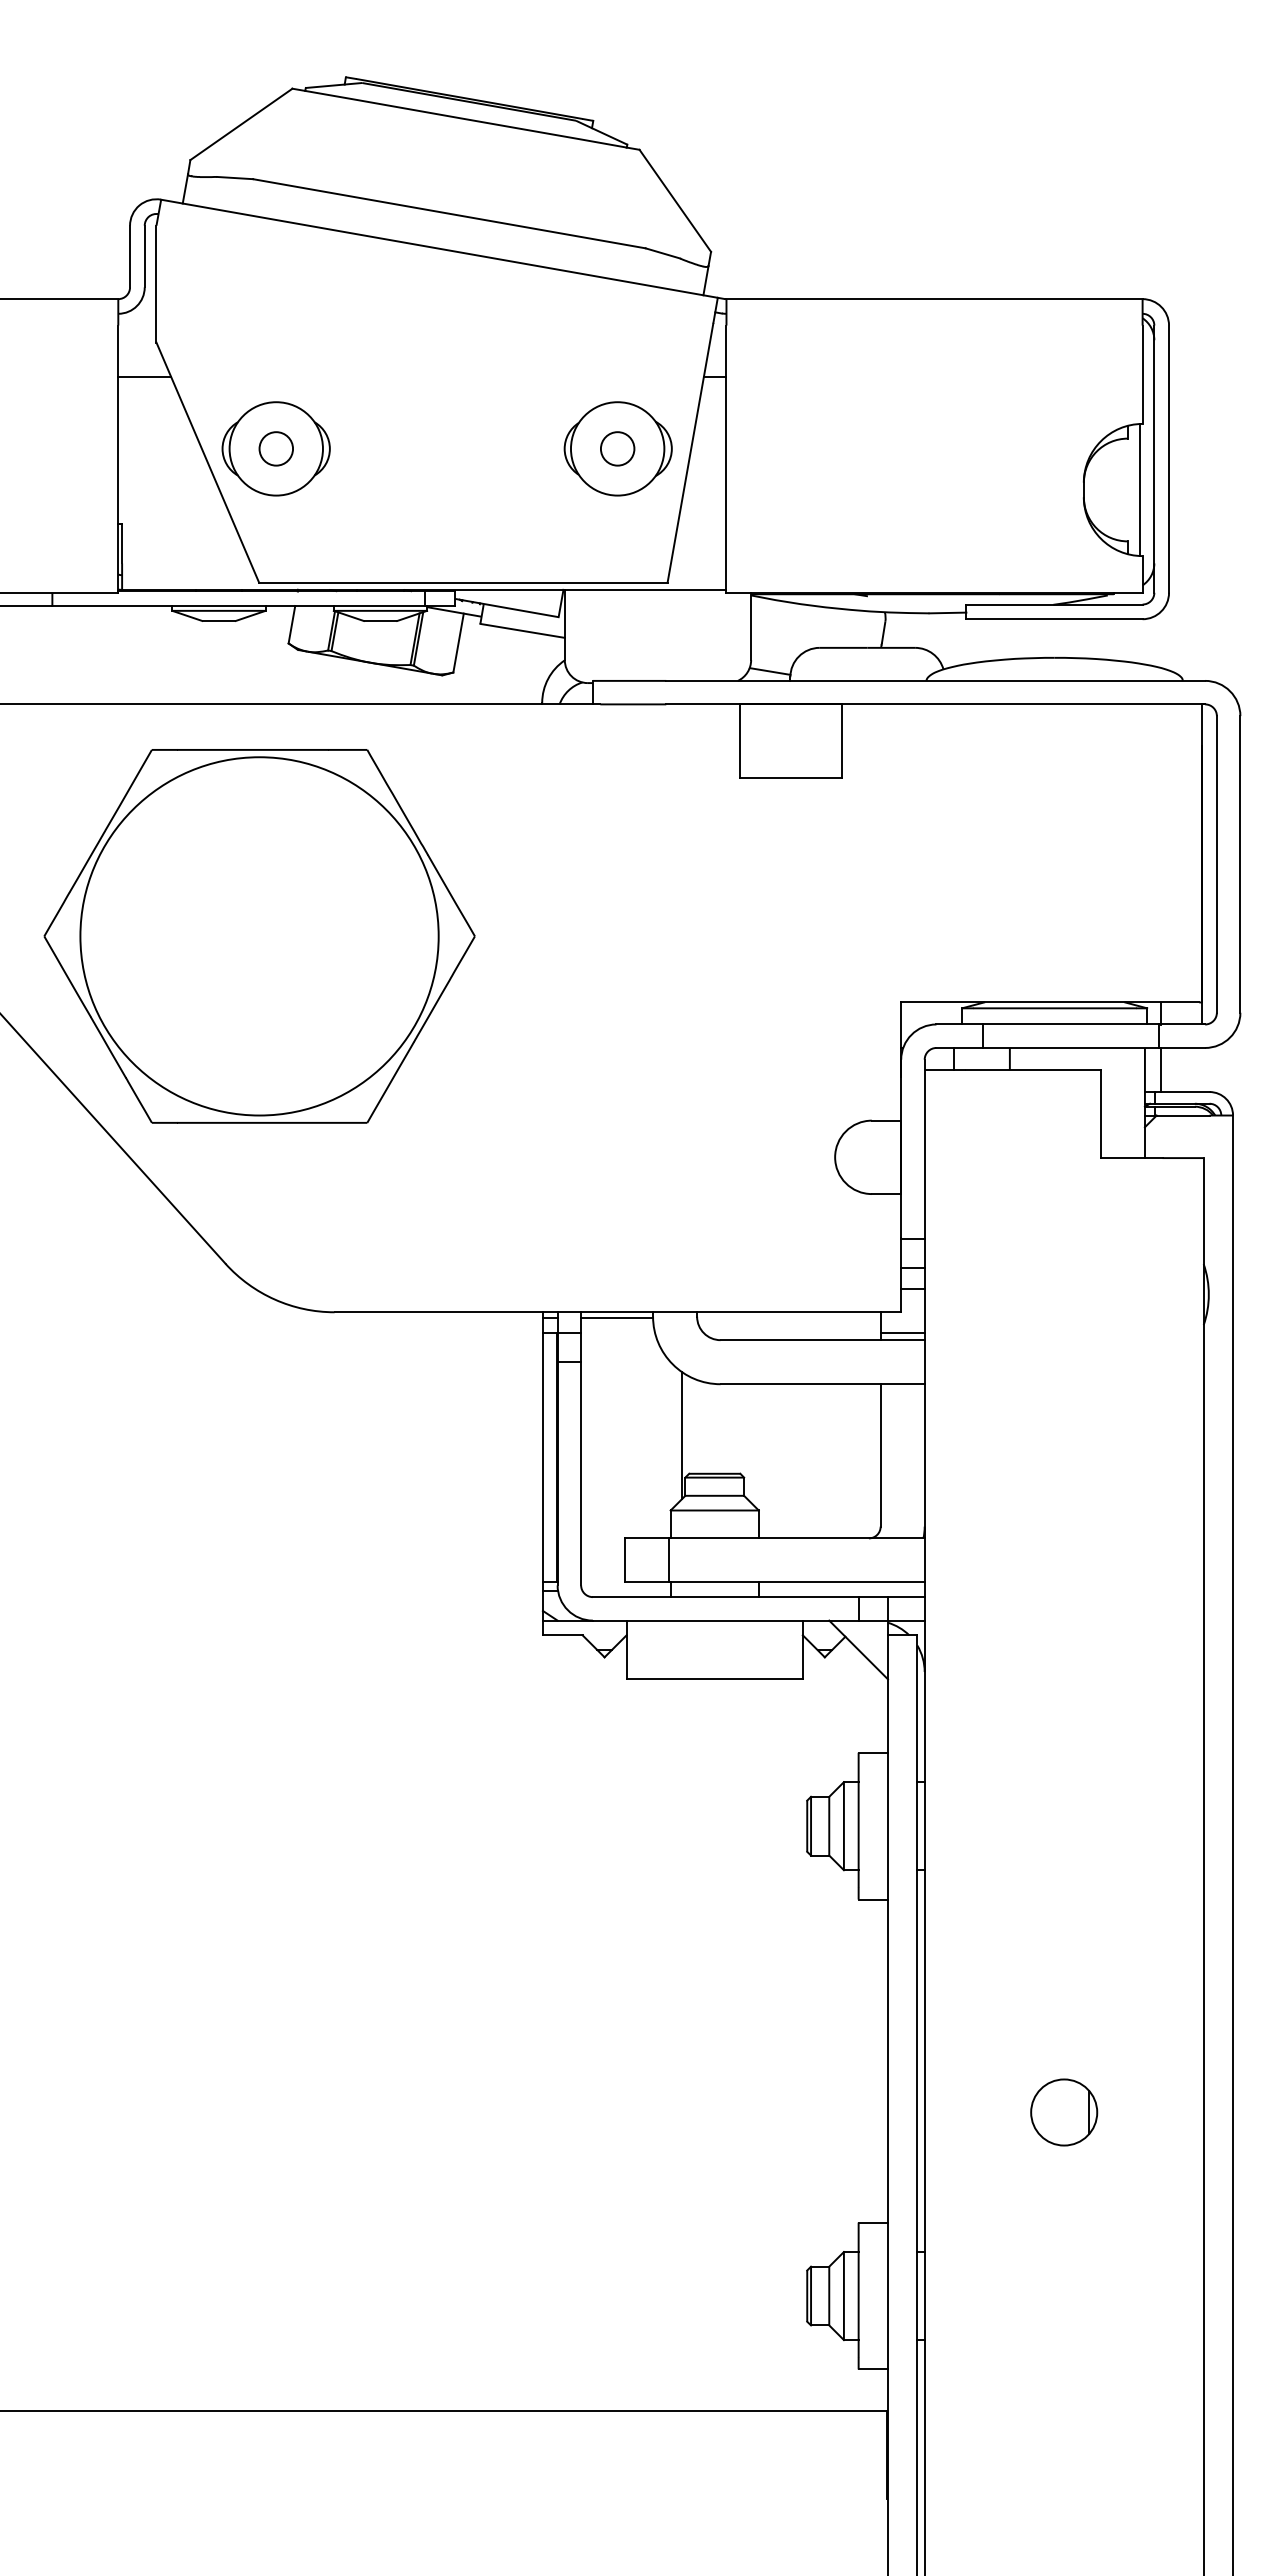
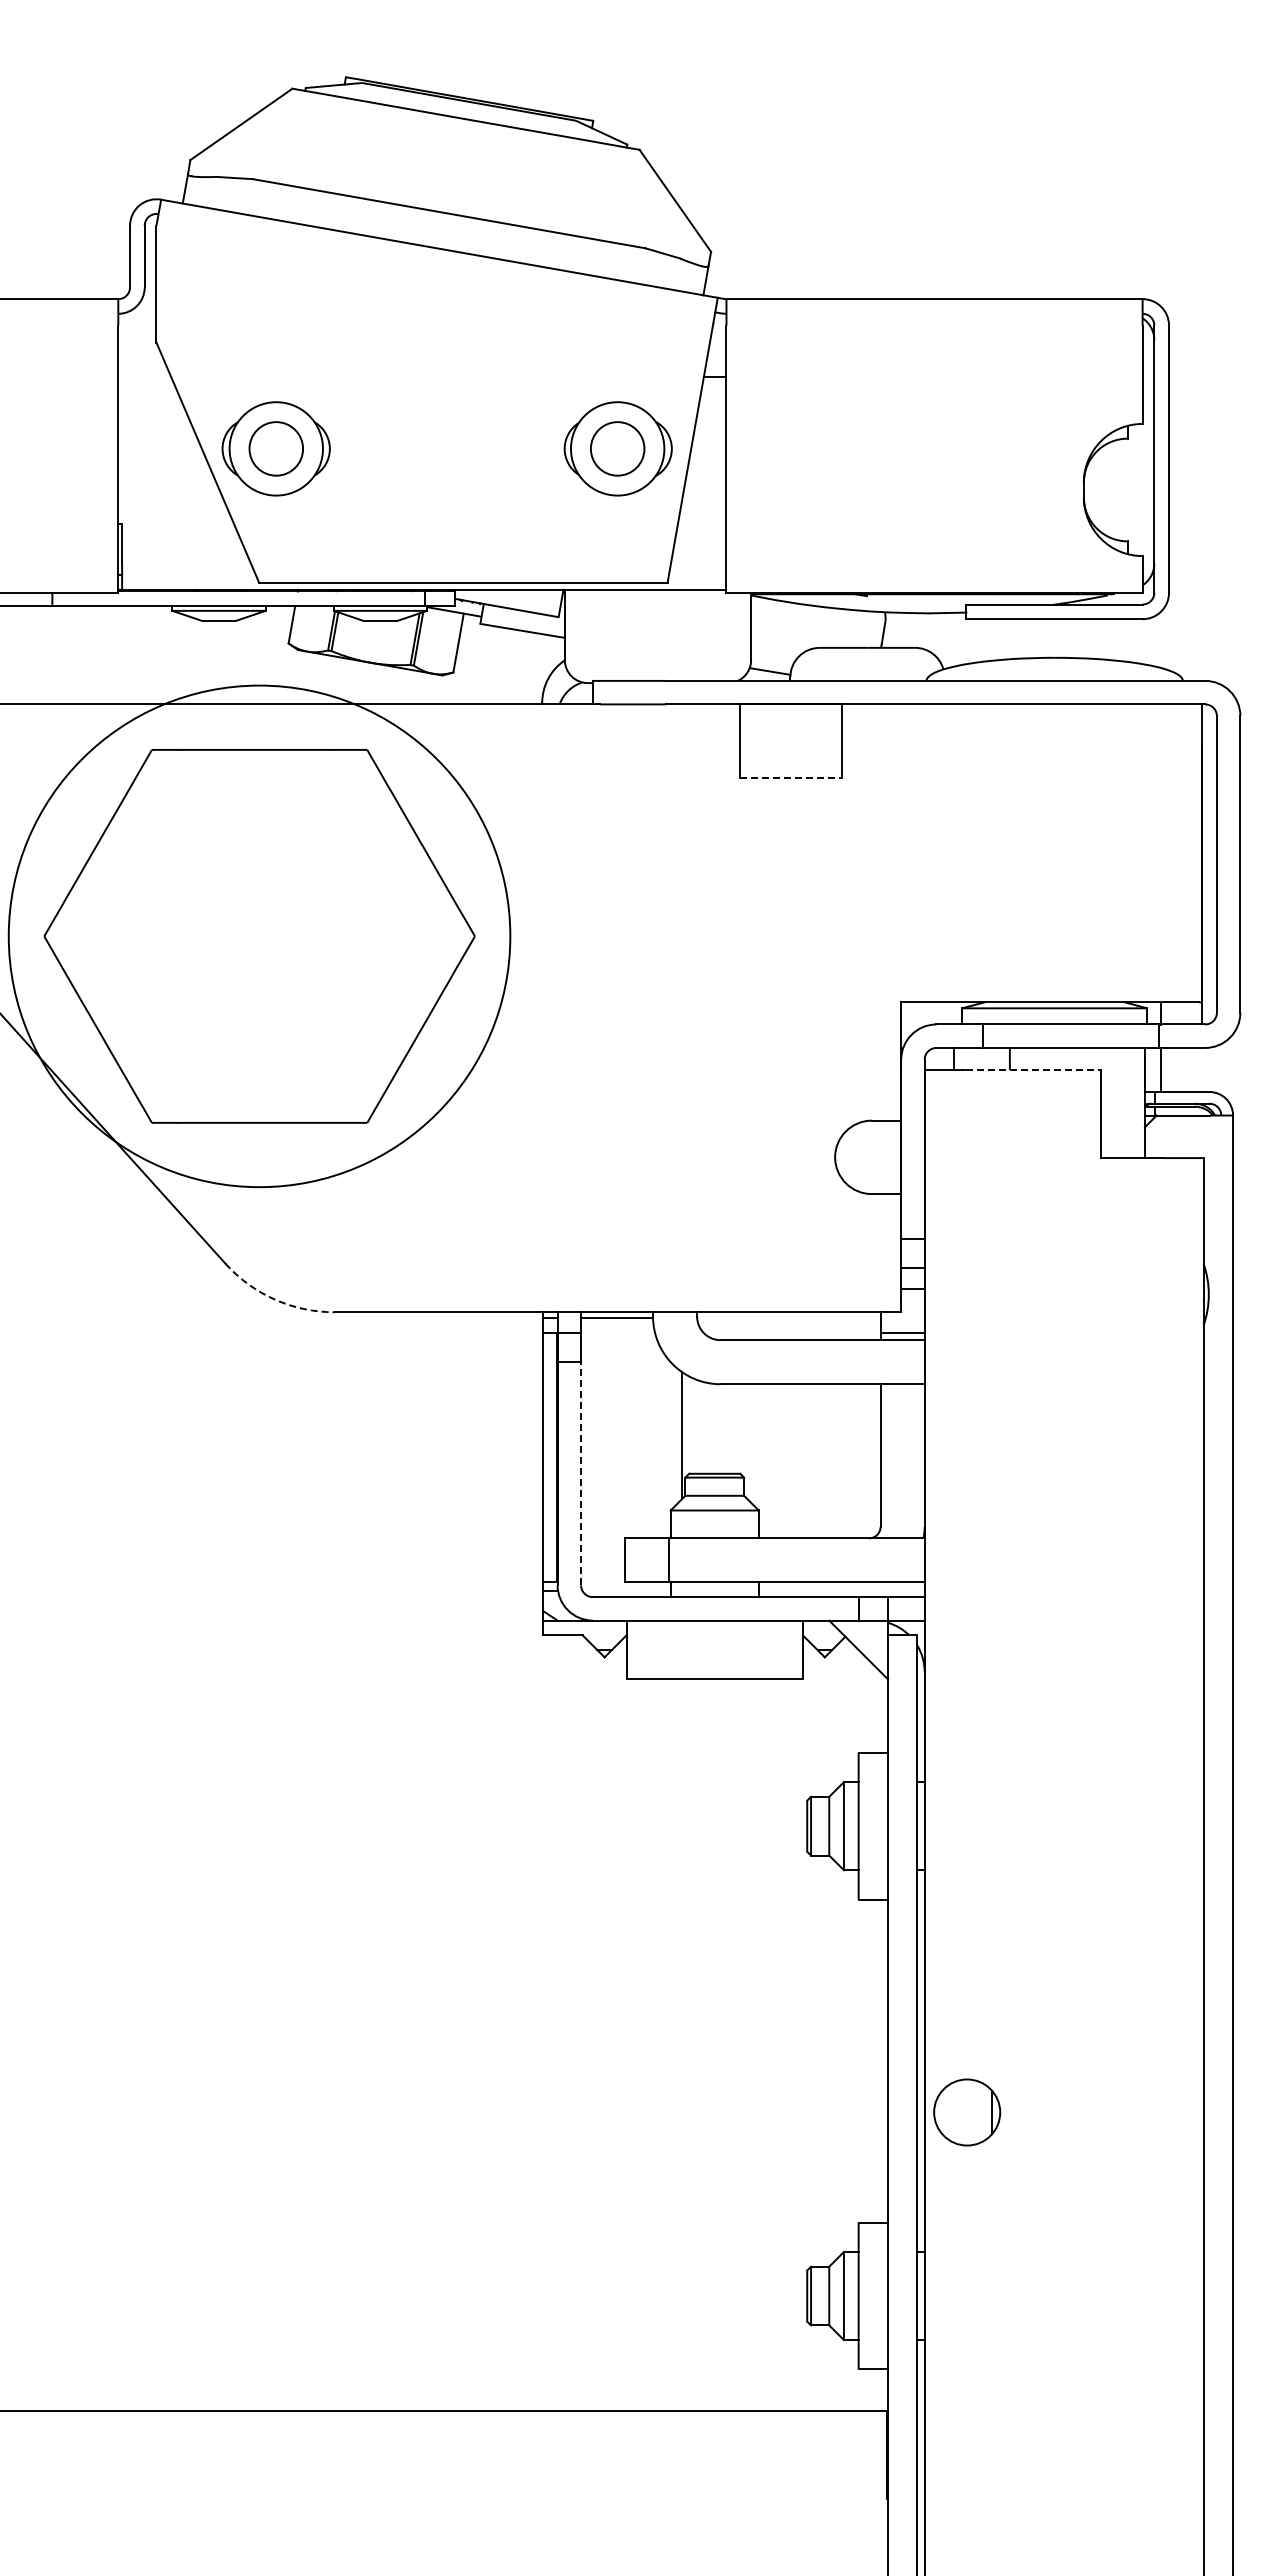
line: present -> none (144, 376)
circle diameter: 33 px -> 54 px (276, 448)
circle diameter: 33 px -> 54 px (617, 448)
line: present -> none (1139, 490)
line: solid -> dashed (791, 777)
circle diameter: 358 px -> 502 px (259, 936)
line: solid -> dashed (1033, 1070)
arc: solid -> dashed (274, 1299)
line: solid -> dashed (581, 1473)
part position: (1064, 2112) -> (967, 2112) (967, 2112)
